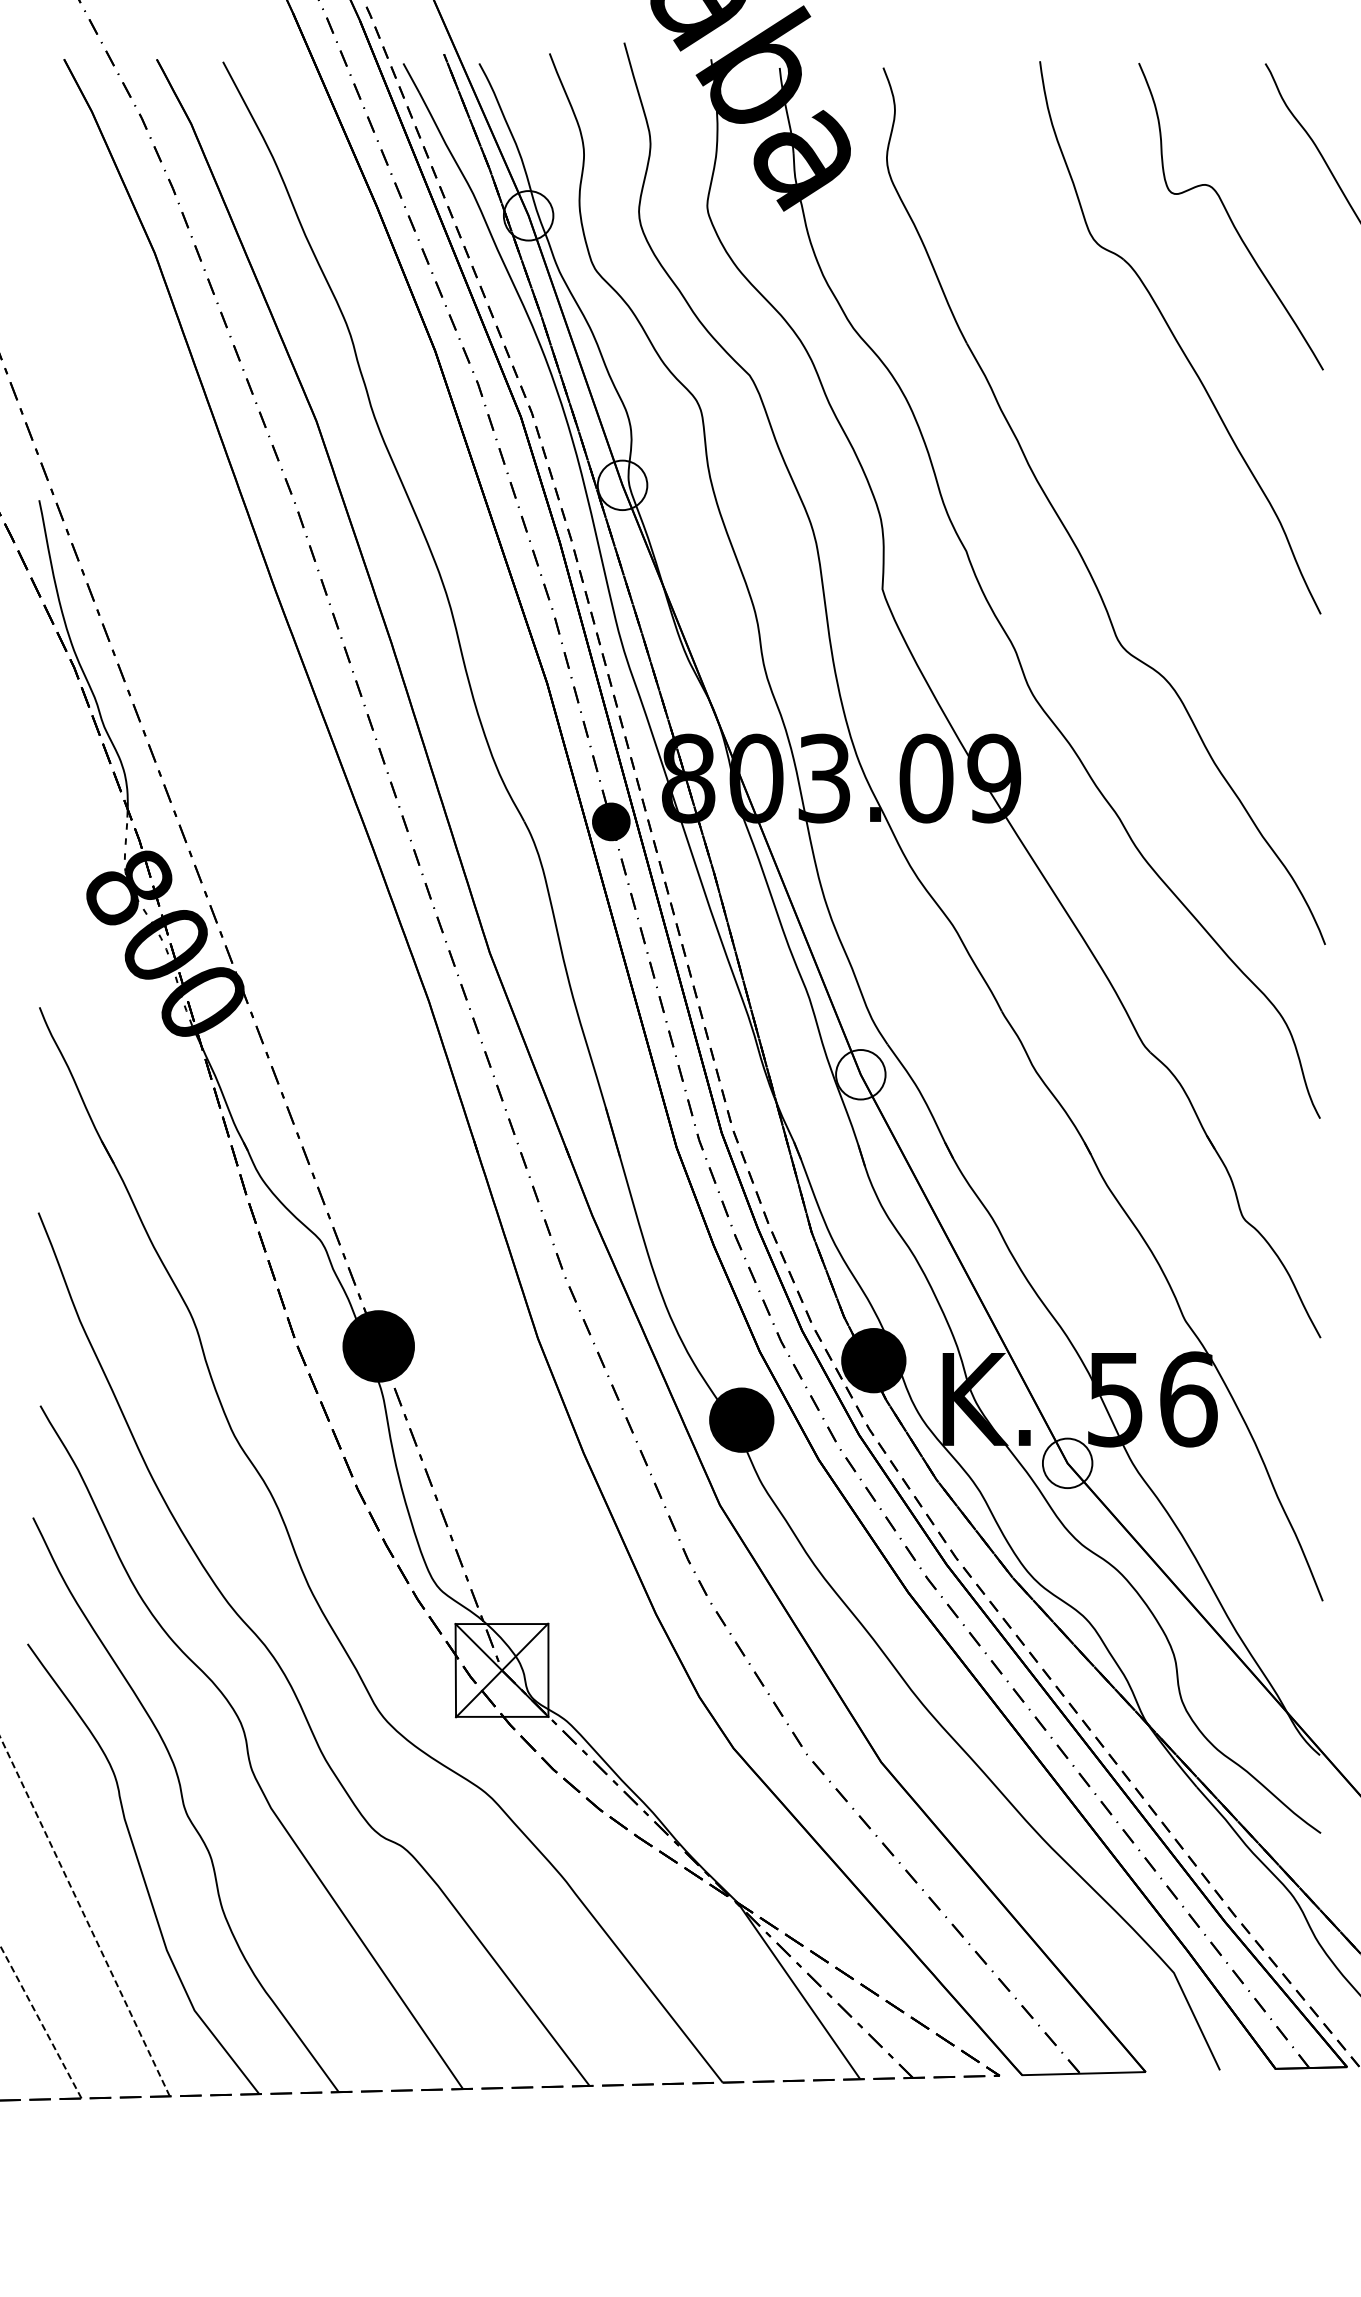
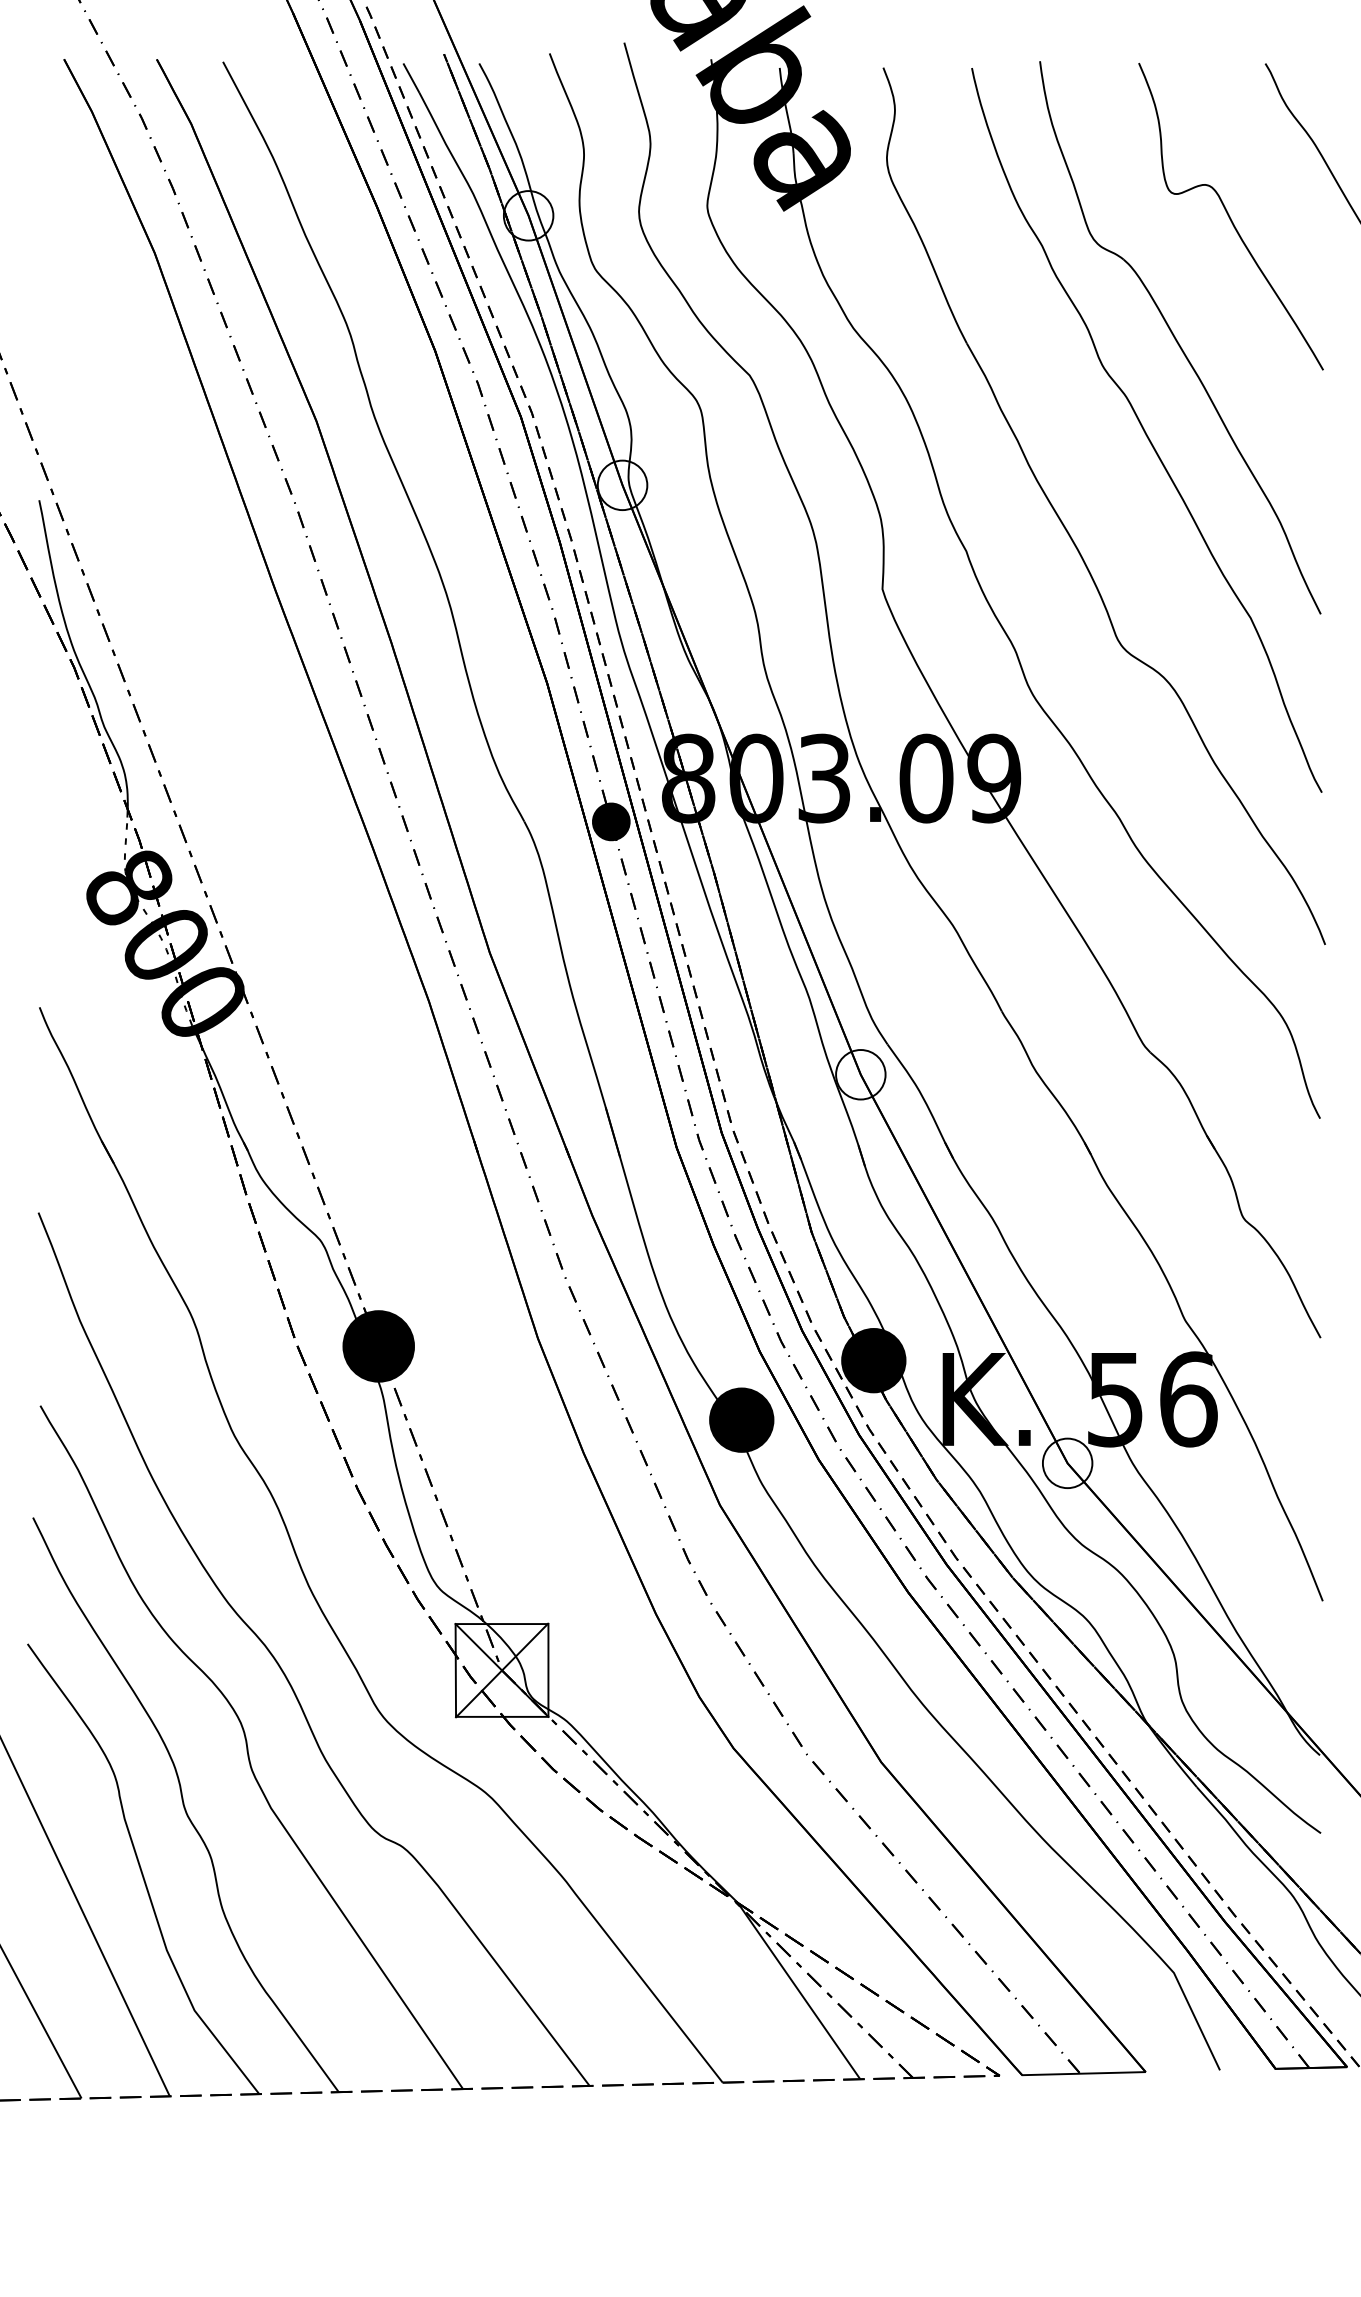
curve: none -> present (1145, 430)
line: dashed -> solid (85, 1916)
line: dashed -> solid (40, 2021)
